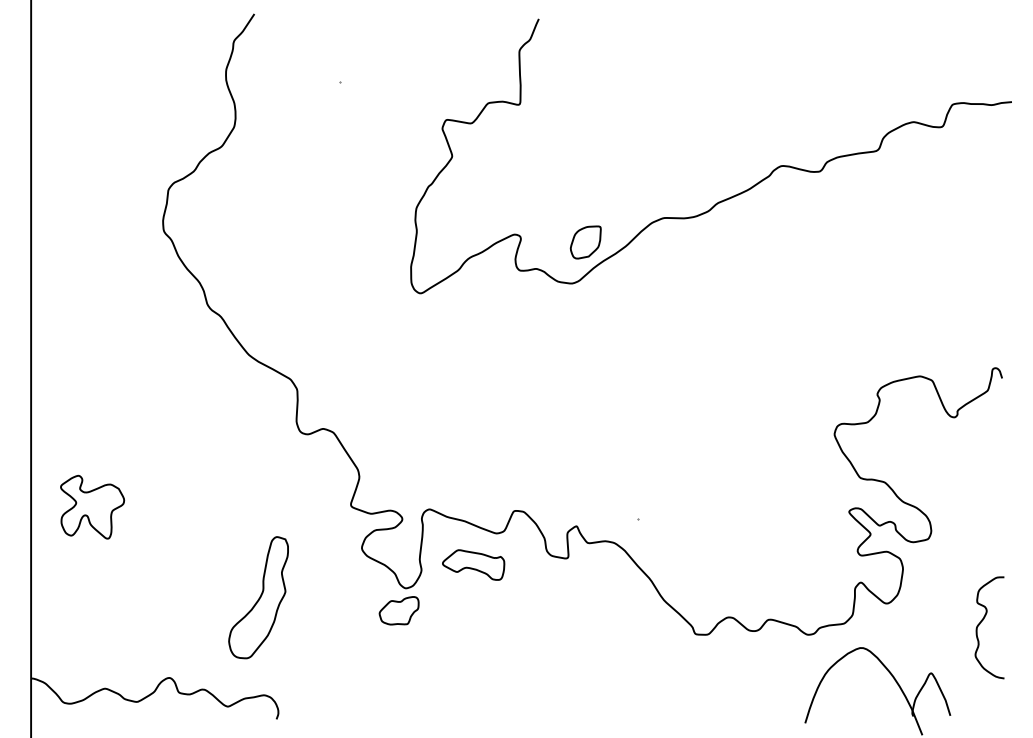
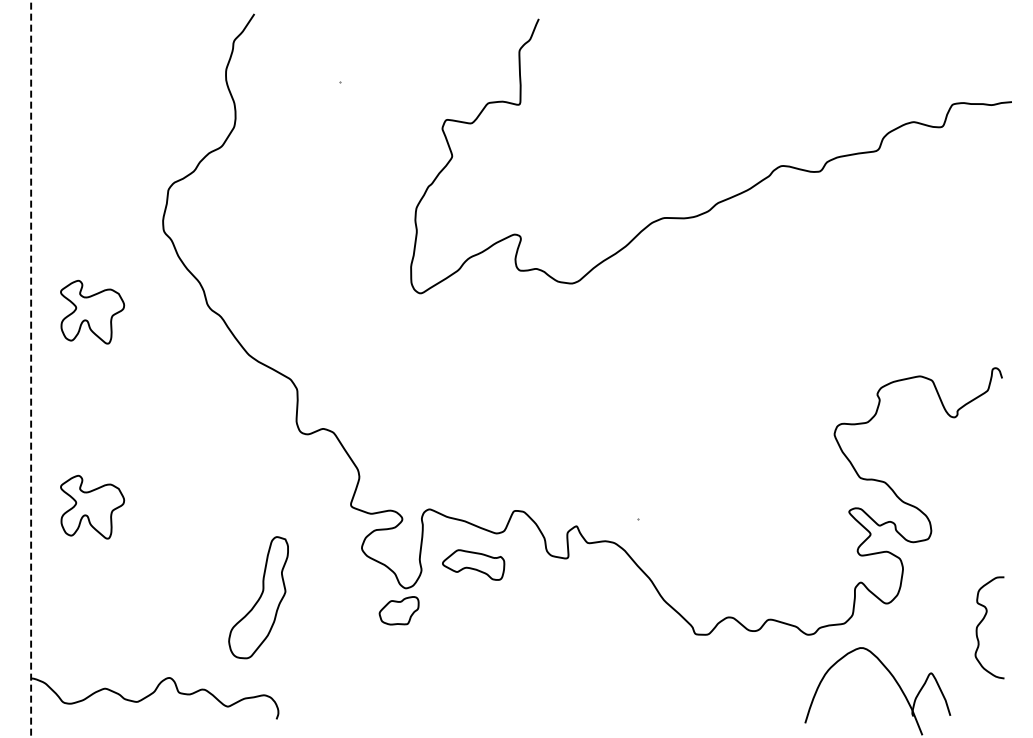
part: present -> none (585, 242)
part: none -> present (92, 311)
line: solid -> dashed (31, 368)
